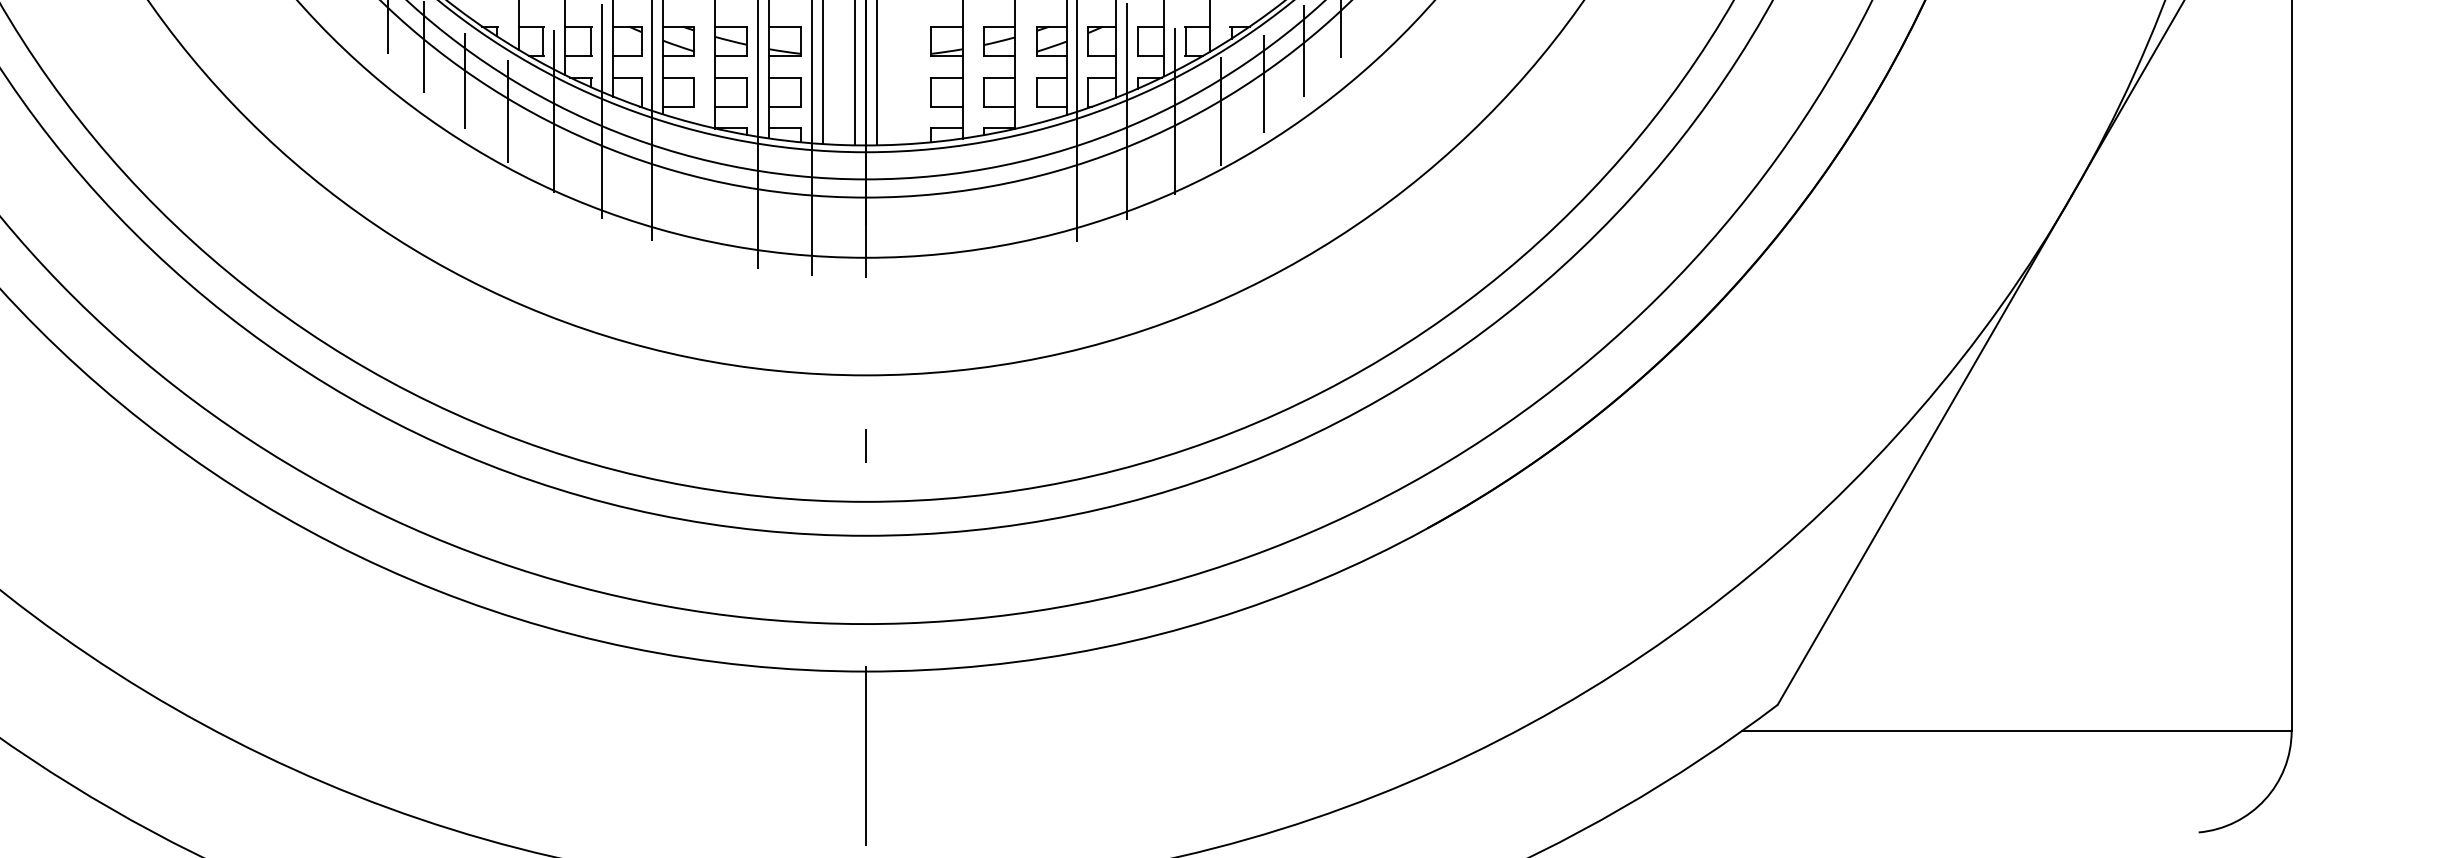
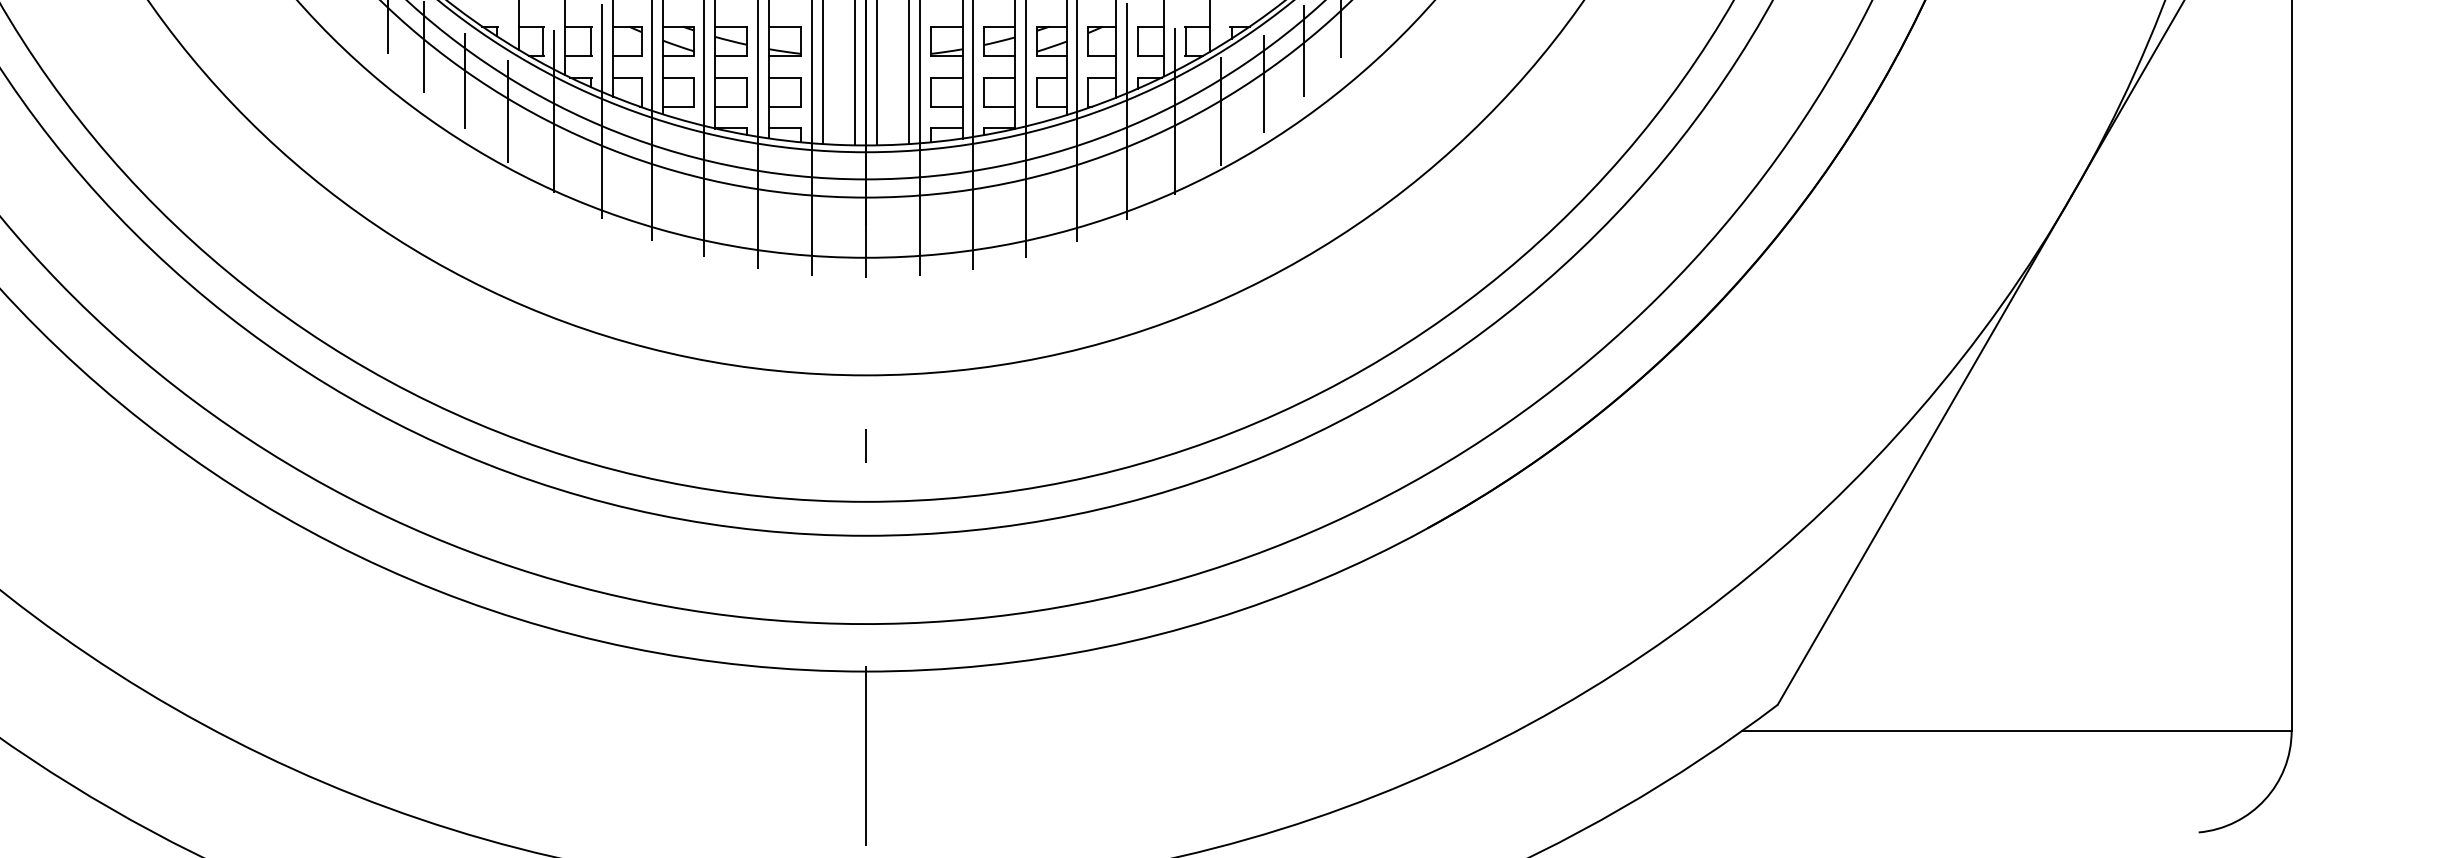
line: none -> present (909, 73)
line: none -> present (704, 129)
line: none -> present (1025, 129)
line: none -> present (973, 135)
line: none -> present (919, 139)
